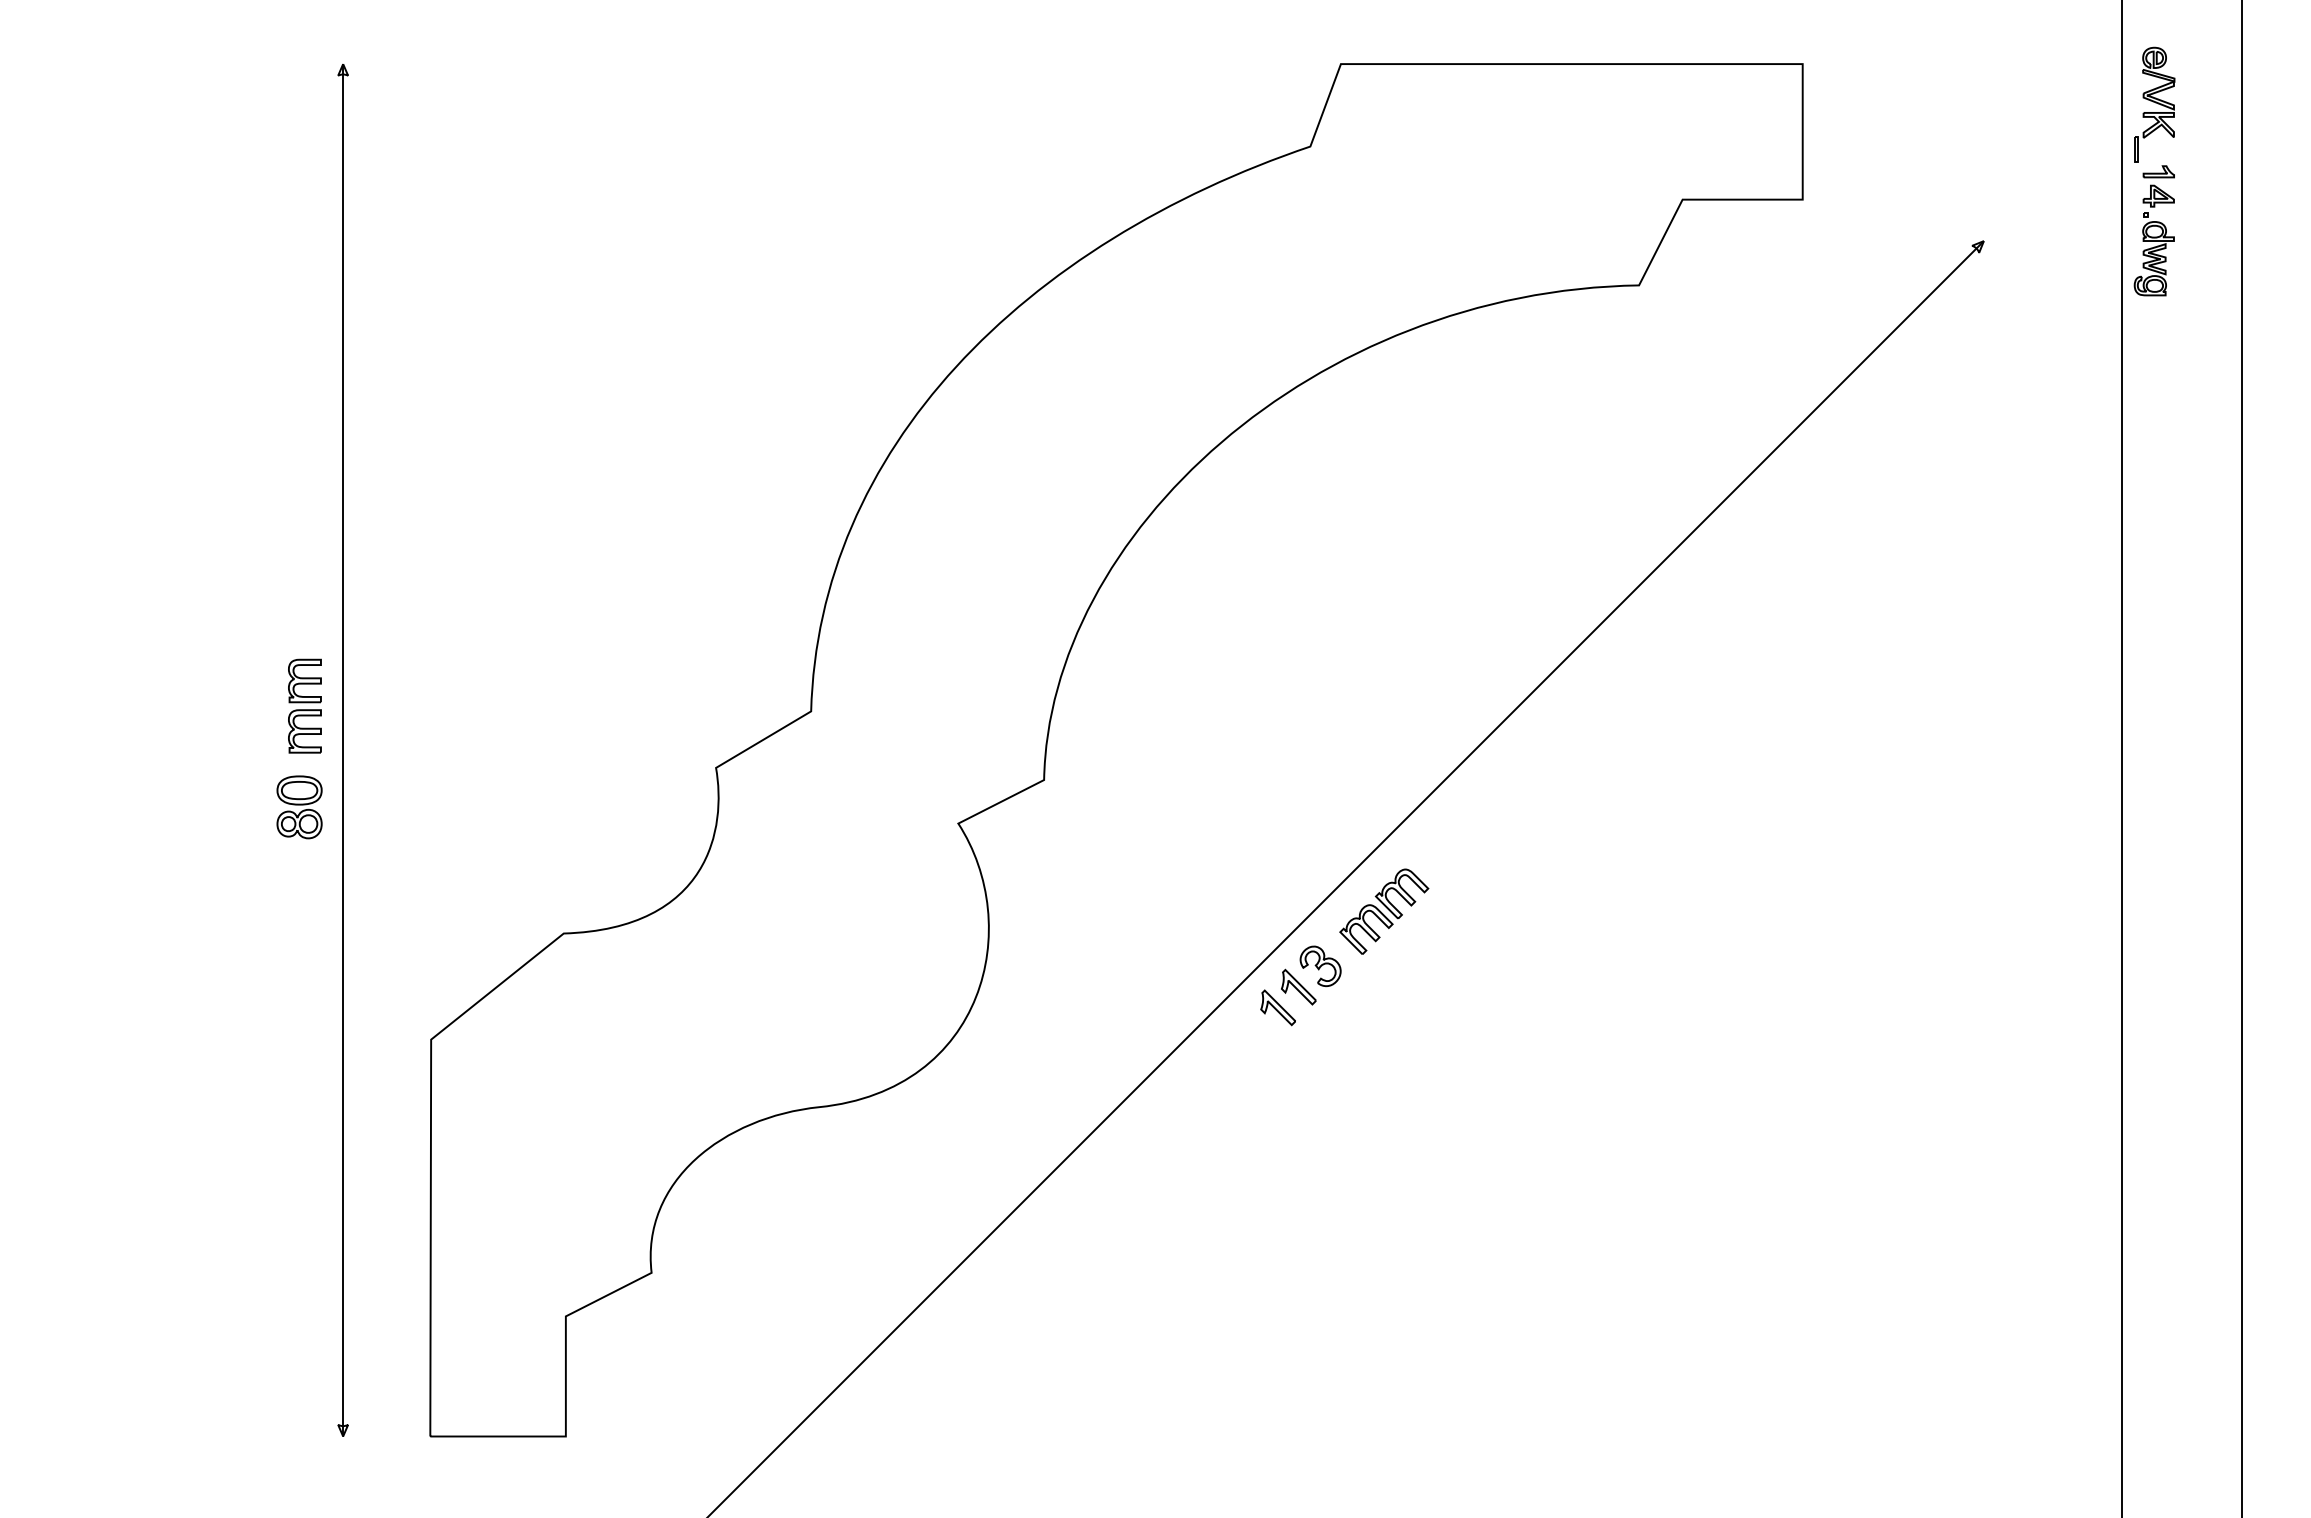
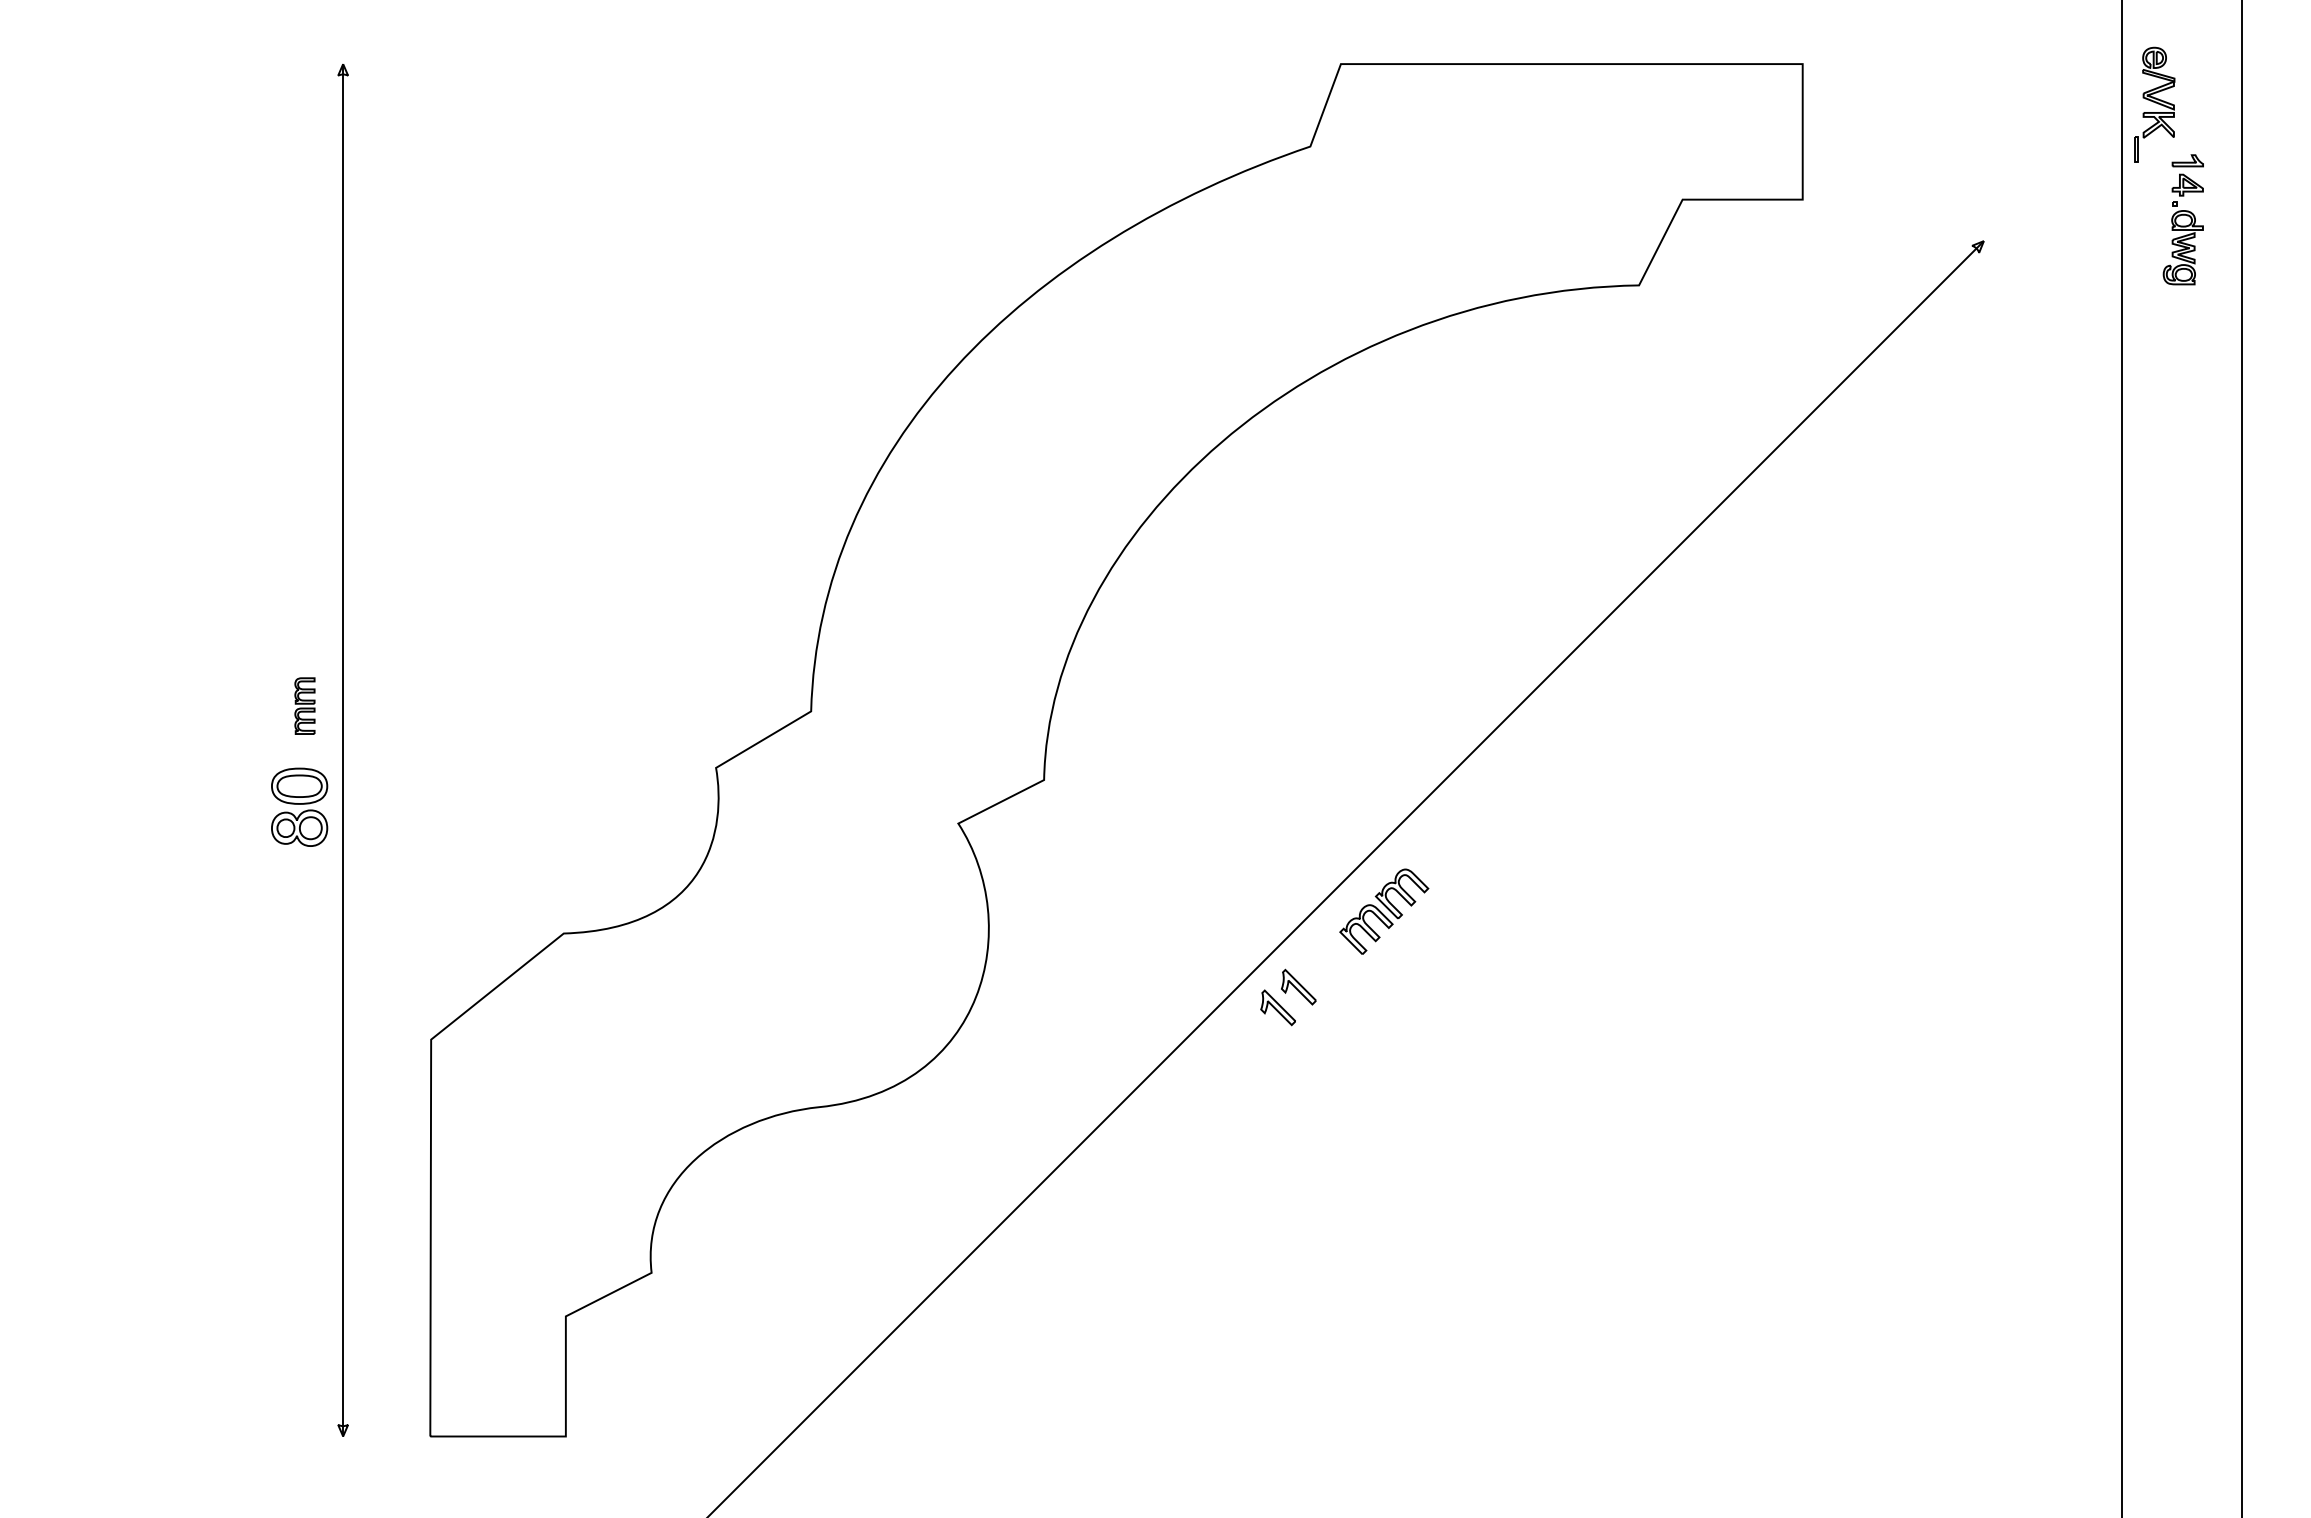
part position: (2153, 230) -> (2182, 219) (2182, 219)
part size: 34x96 px -> 22x58 px (304, 705)
part size: 47x65 px -> 58x80 px (299, 806)
part: present -> none (1320, 966)
